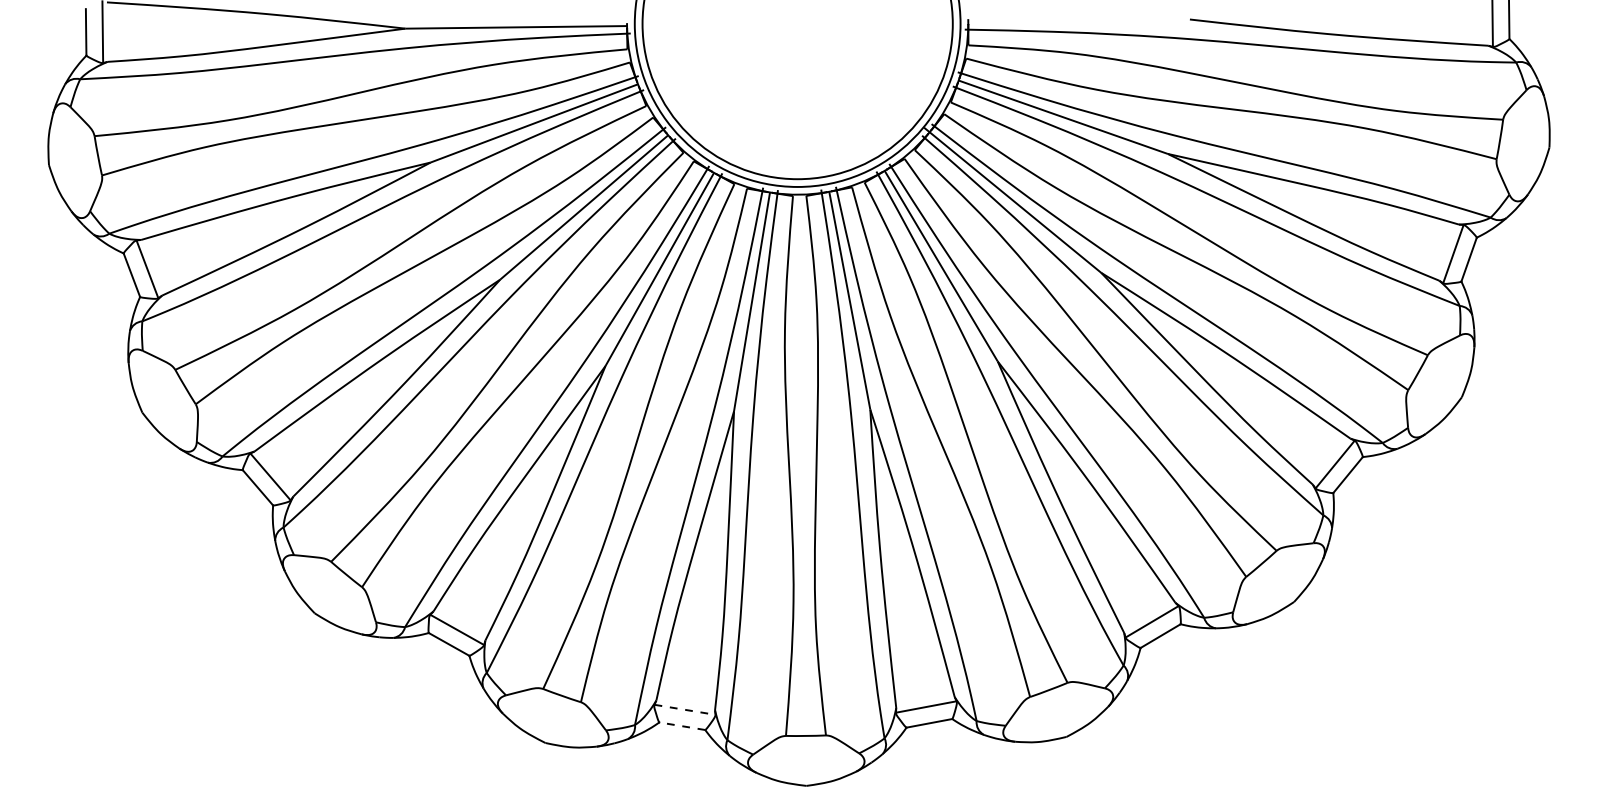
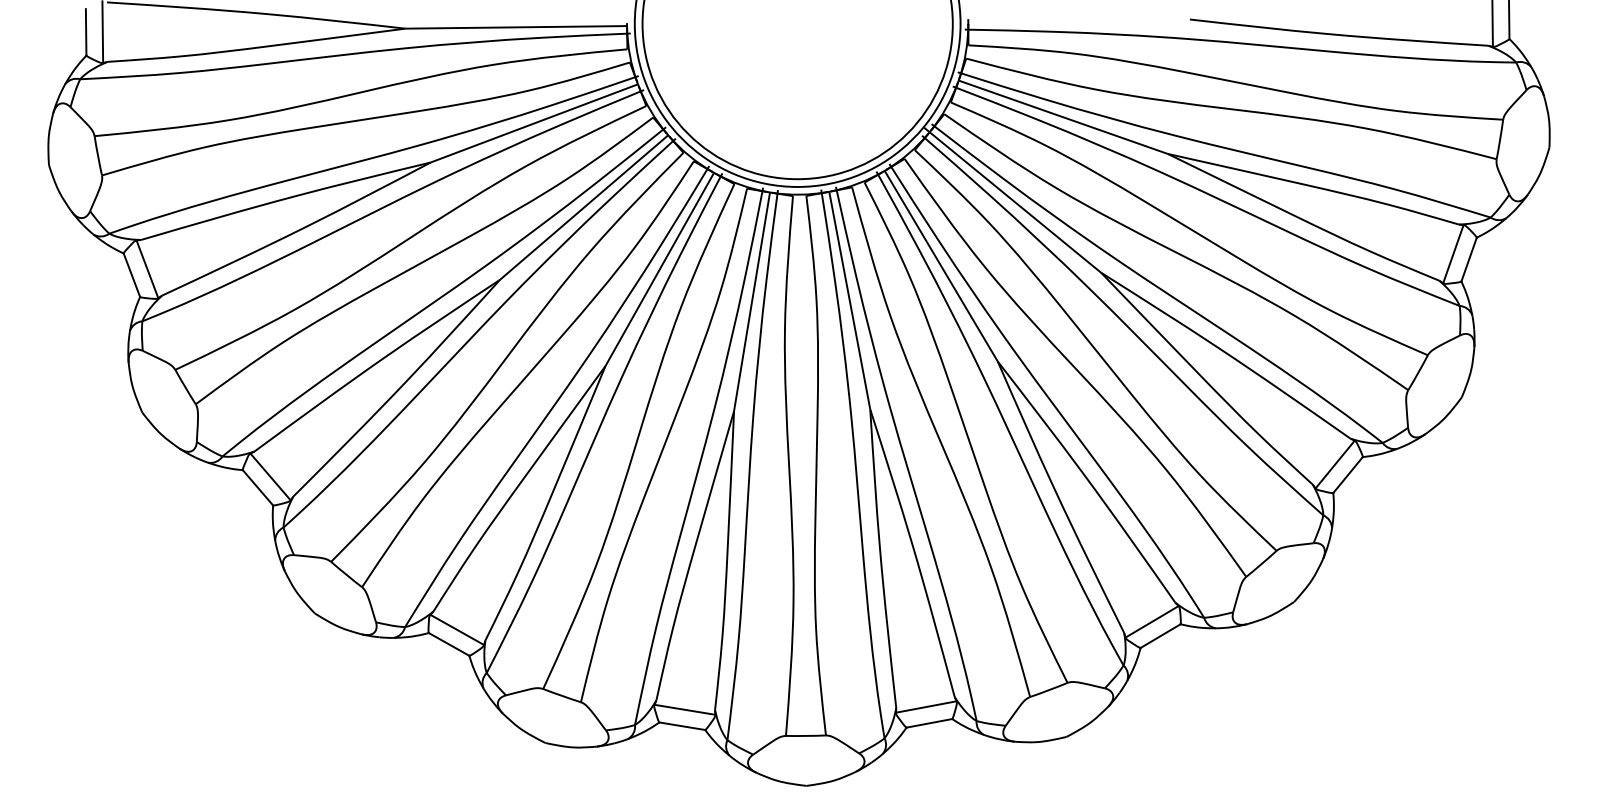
line: dashed -> solid (684, 709)
line: dashed -> solid (681, 726)
